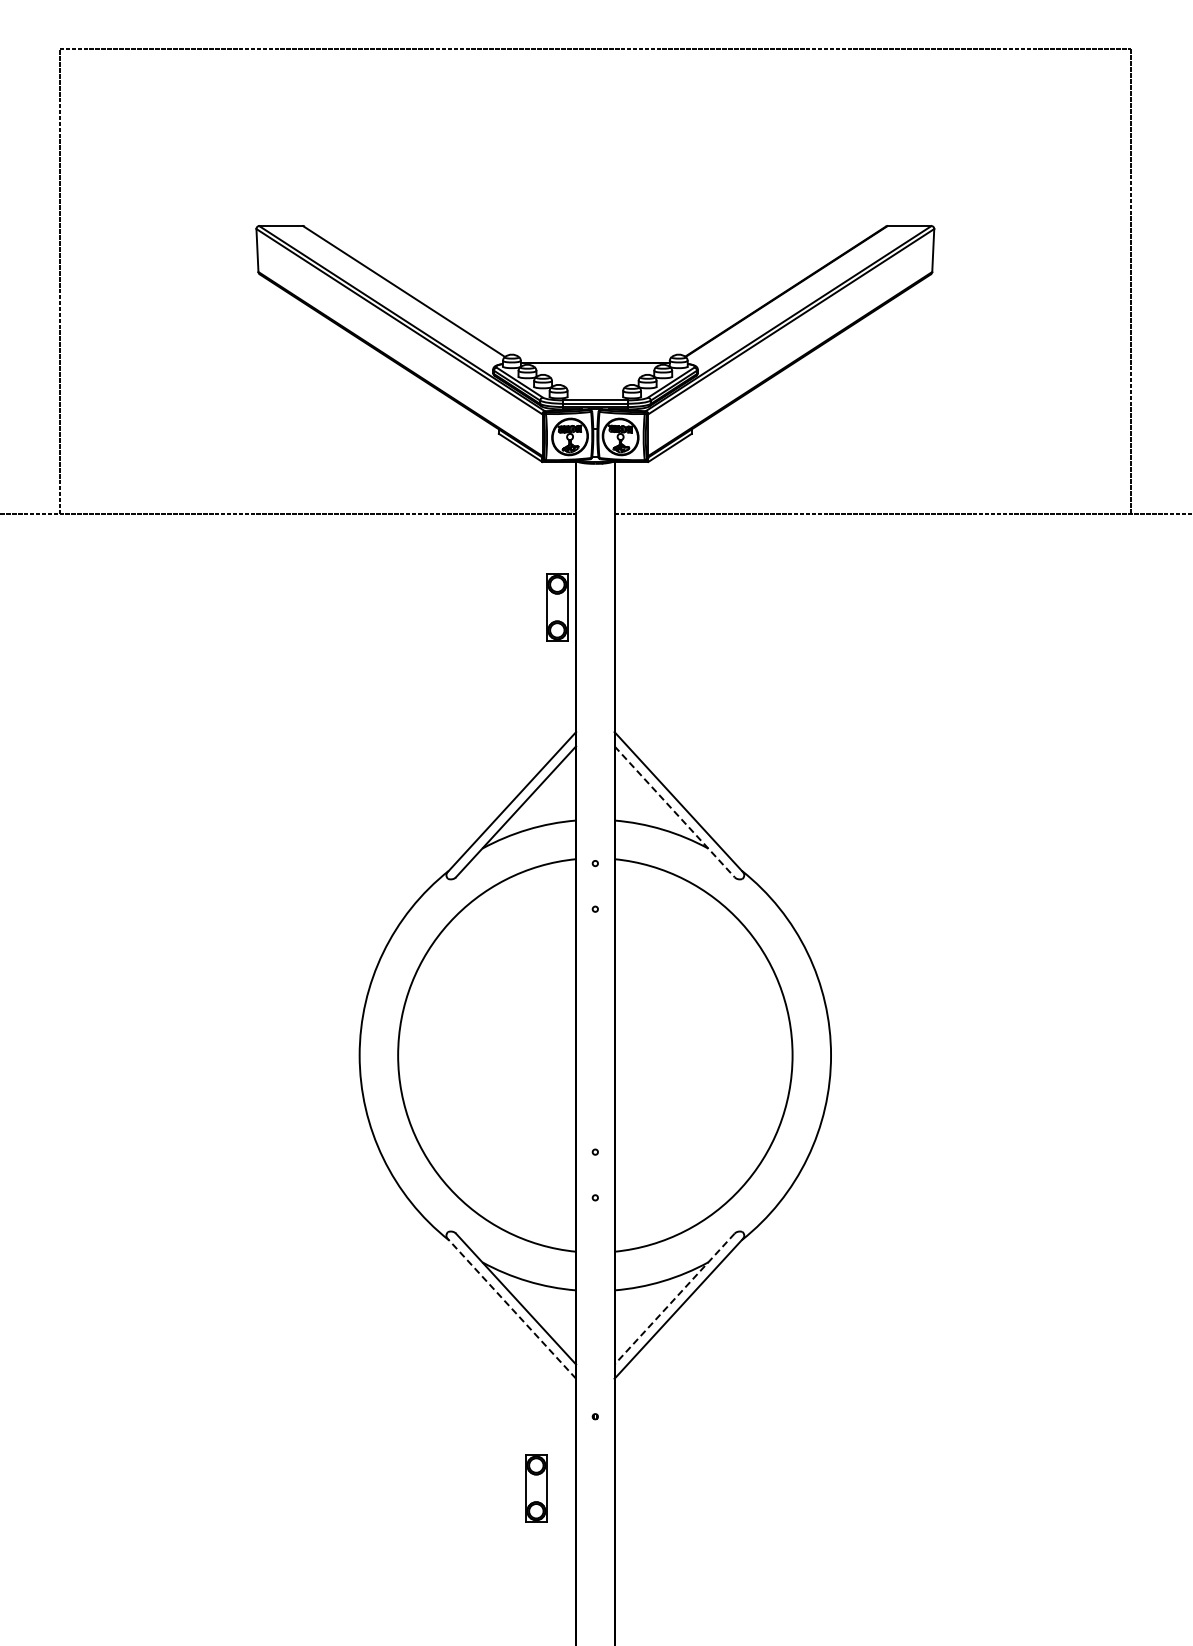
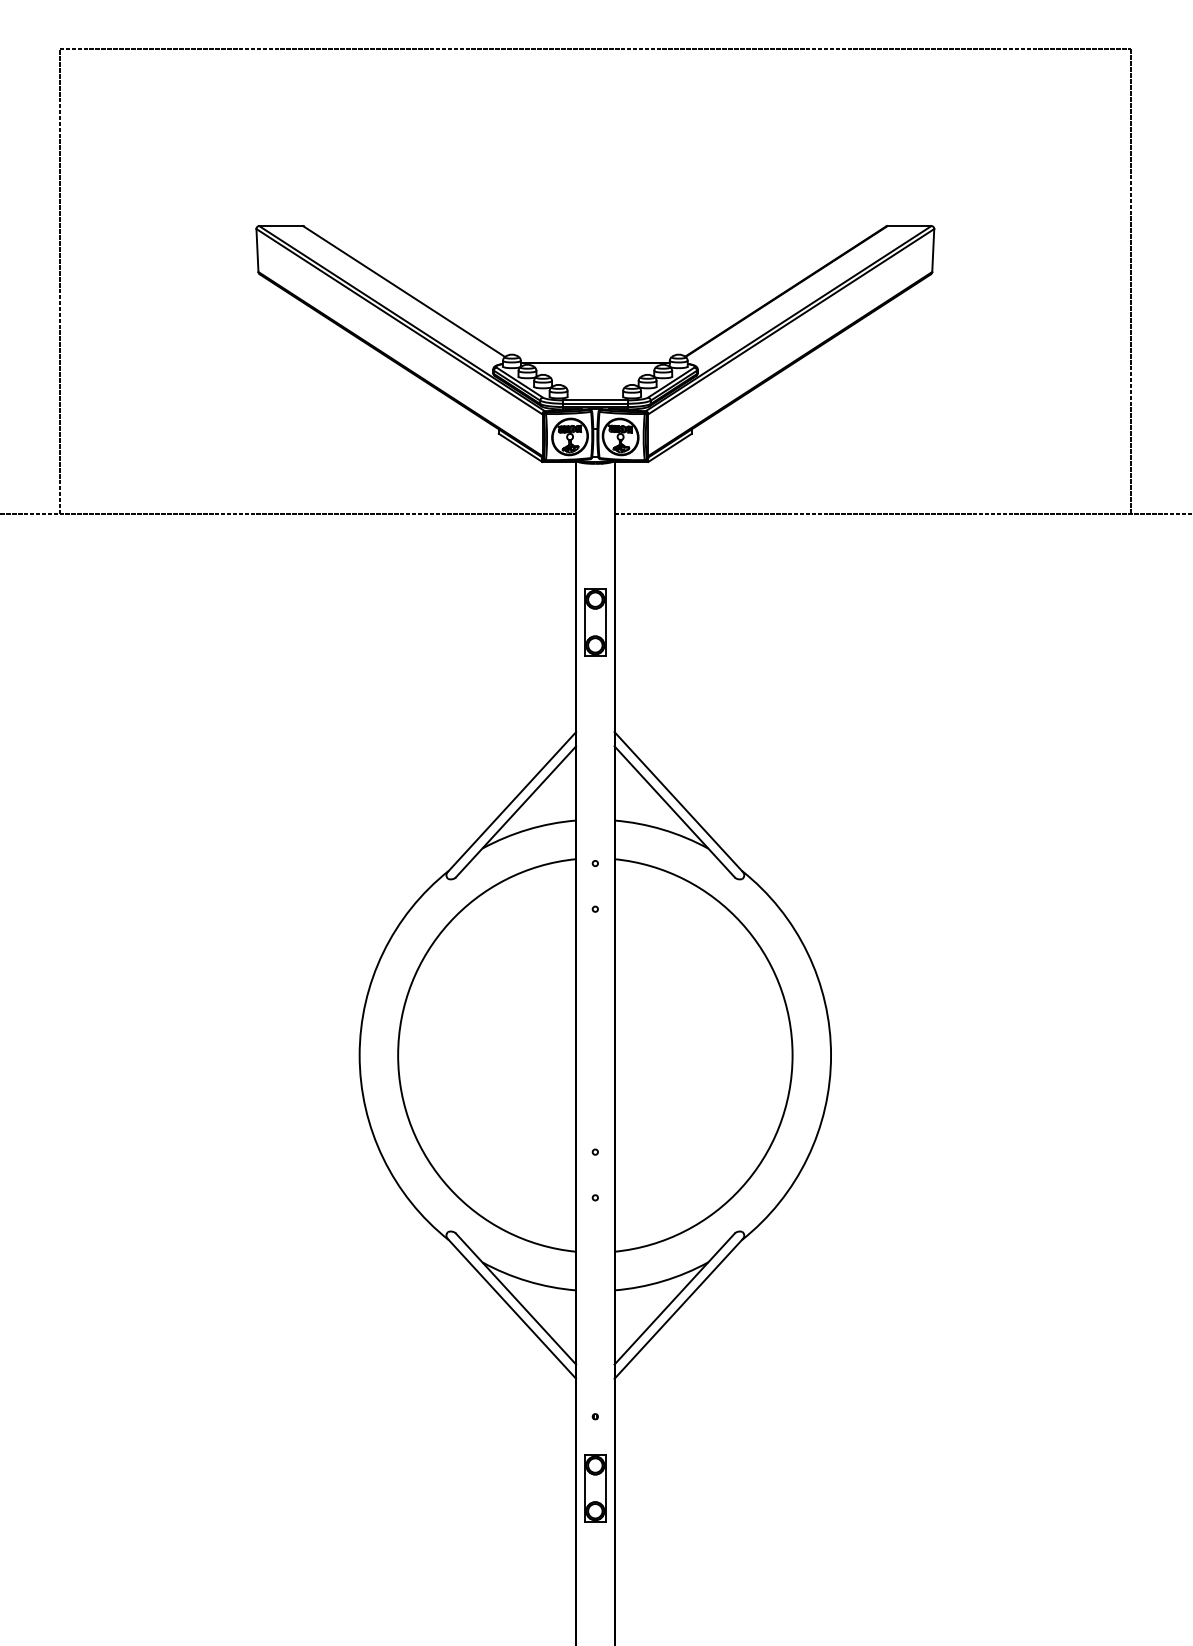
part position: (557, 607) -> (595, 622) (595, 622)
line: dashed -> solid (674, 811)
line: dashed -> solid (674, 1299)
line: dashed -> solid (511, 1308)
part position: (536, 1488) -> (595, 1488) (595, 1488)
